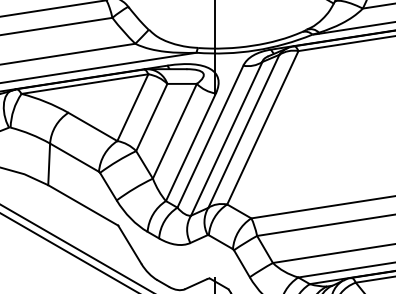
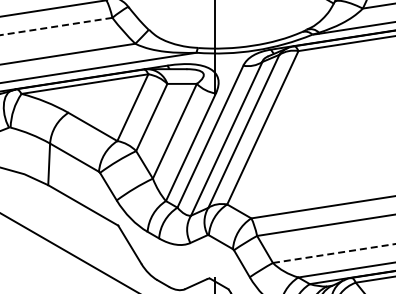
line: solid -> dashed (56, 26)
line: present -> none (75, 247)
line: solid -> dashed (334, 253)
